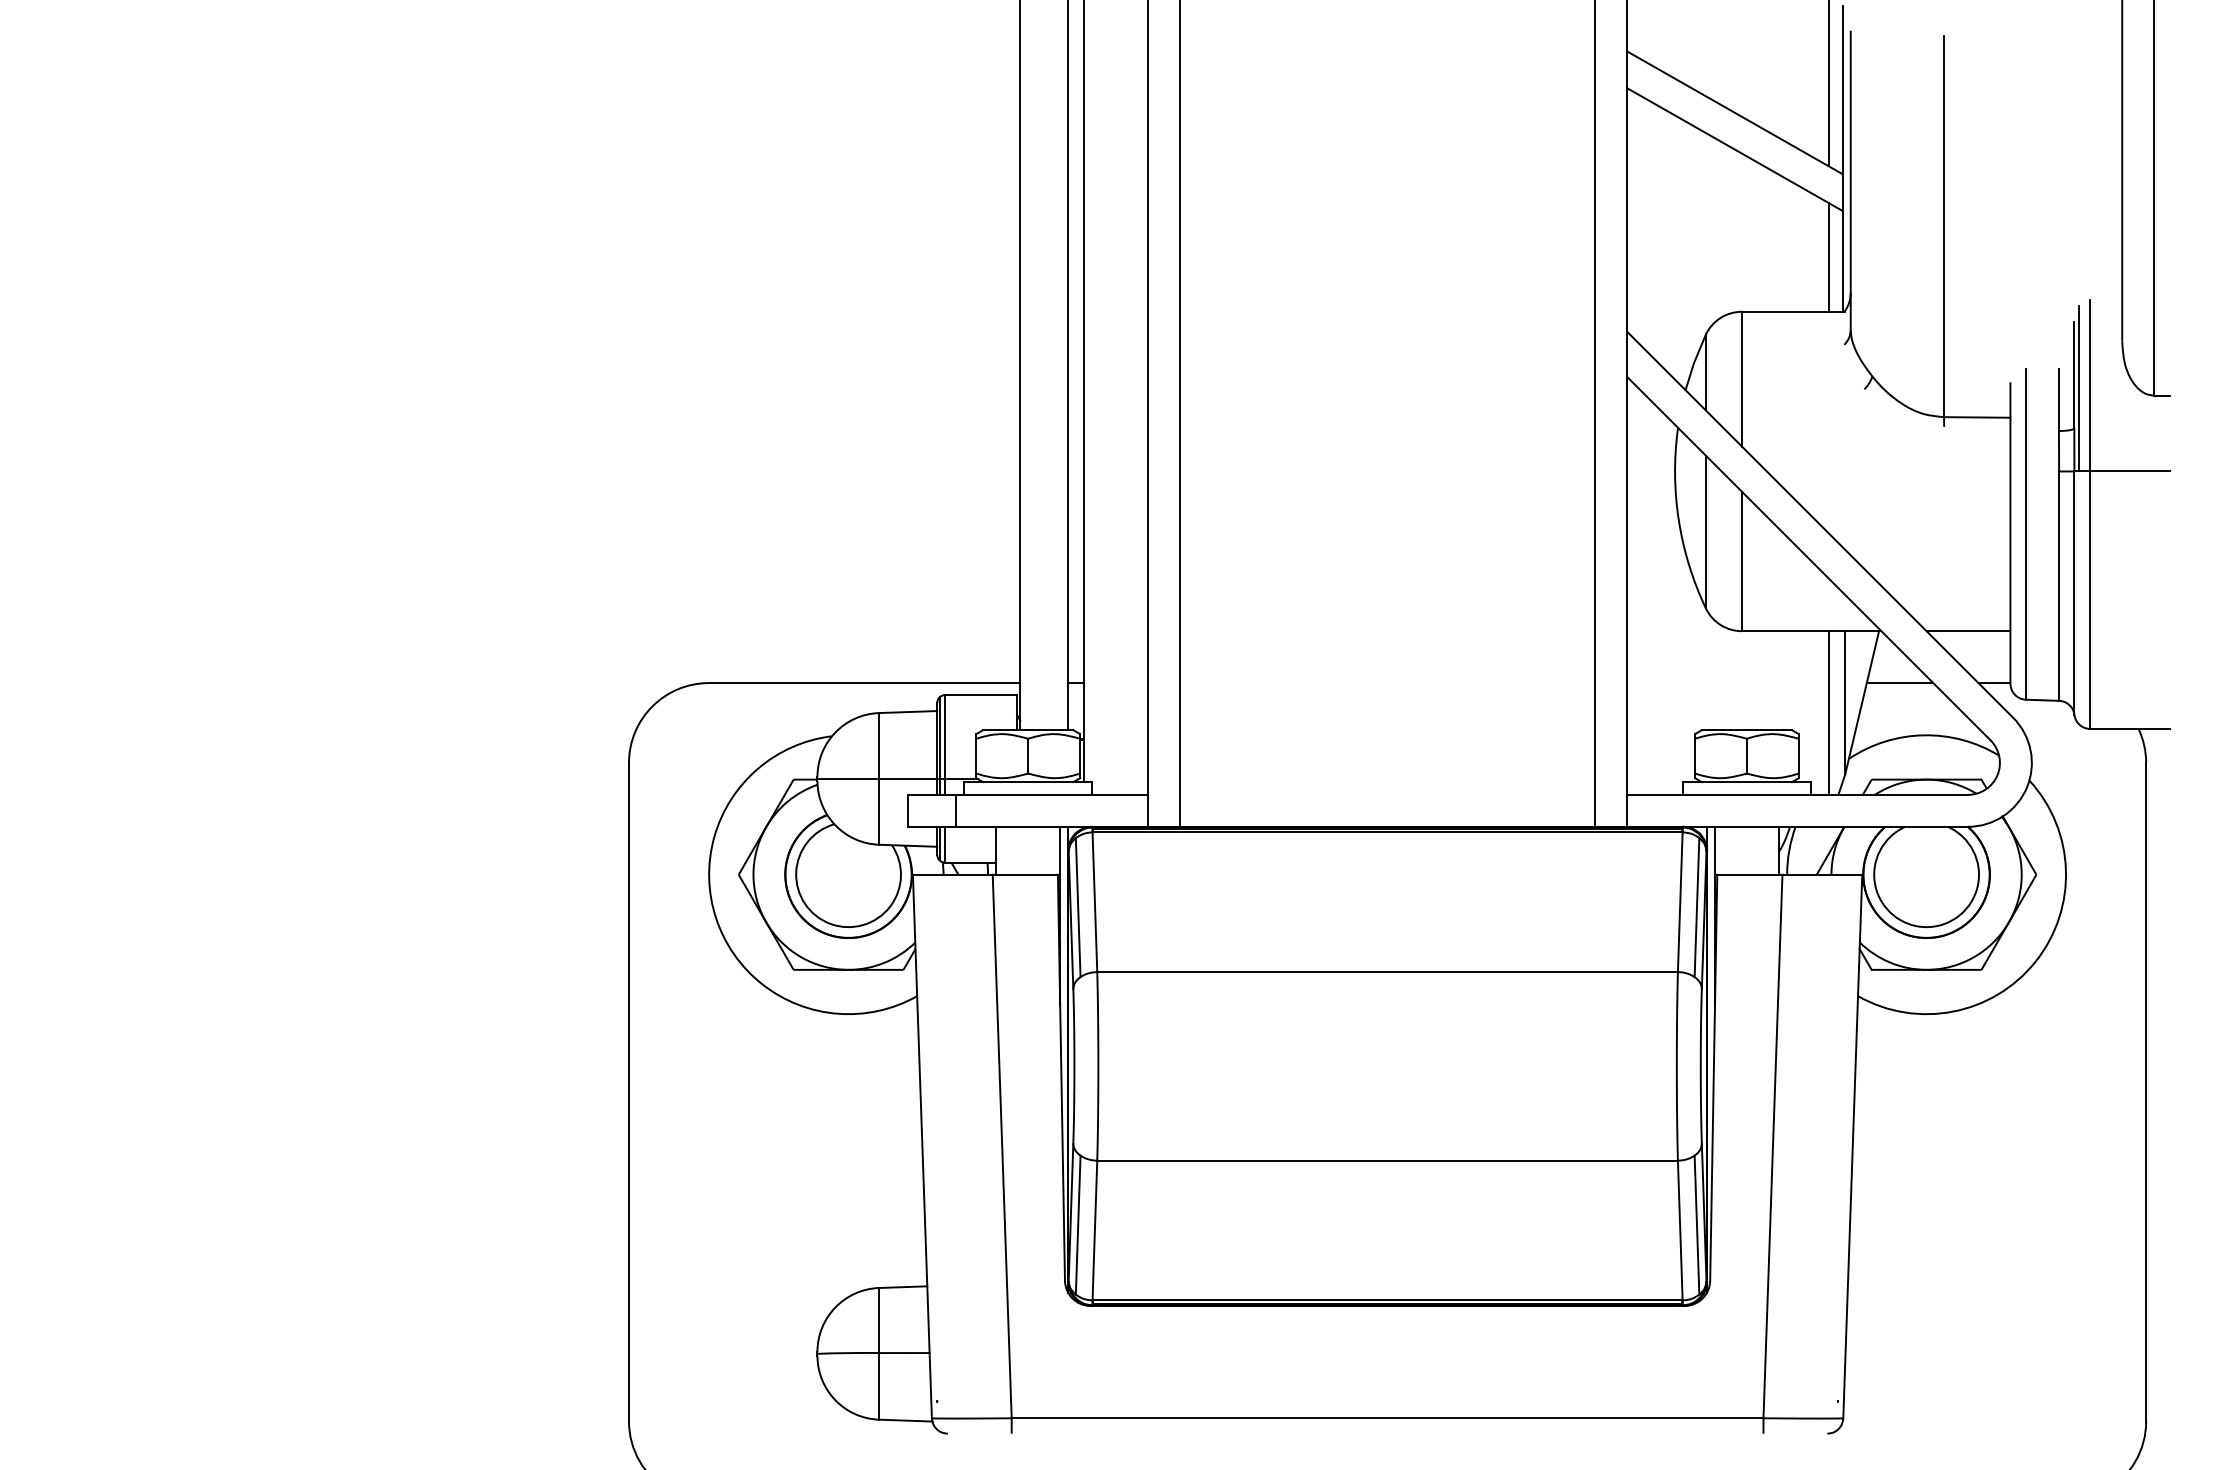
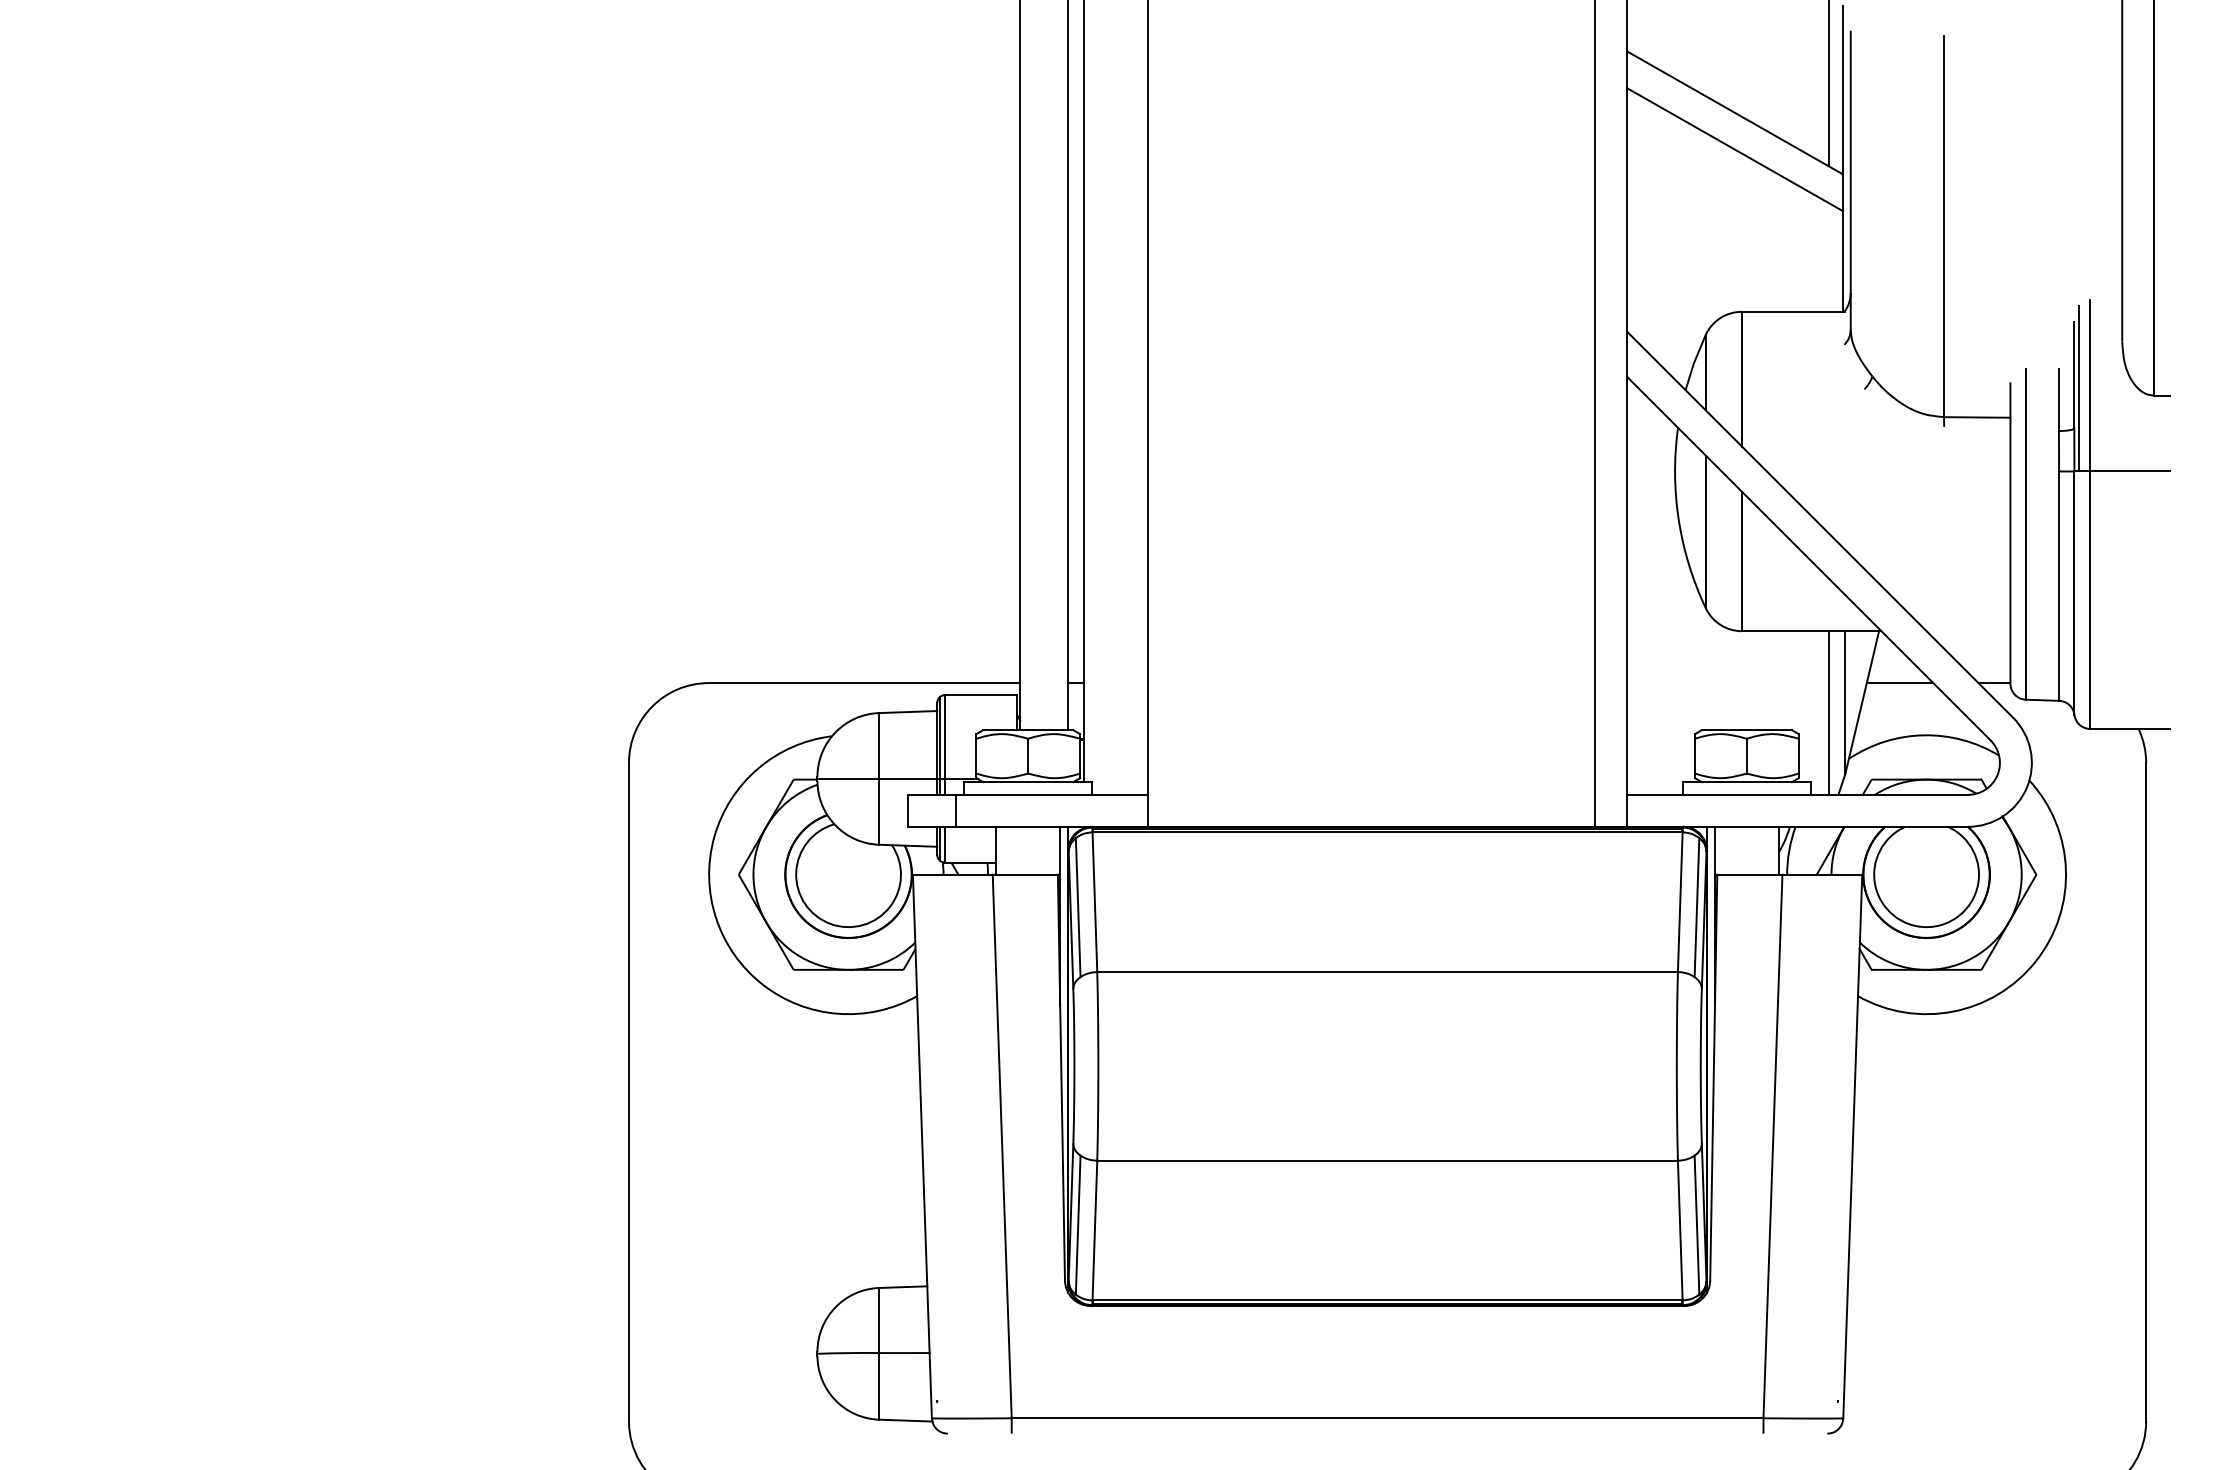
line: present -> none (1828, 257)
line: present -> none (1179, 414)
line: present -> none (1968, 631)
